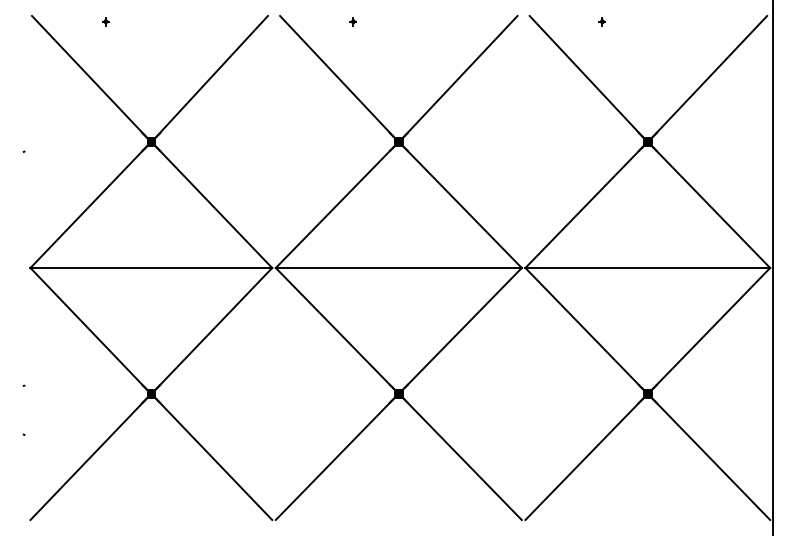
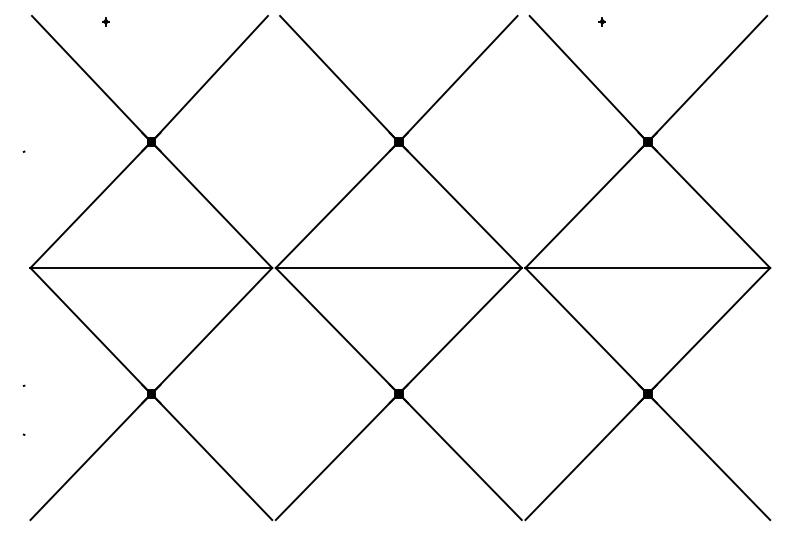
part: present -> none (352, 21)
line: present -> none (773, 267)
